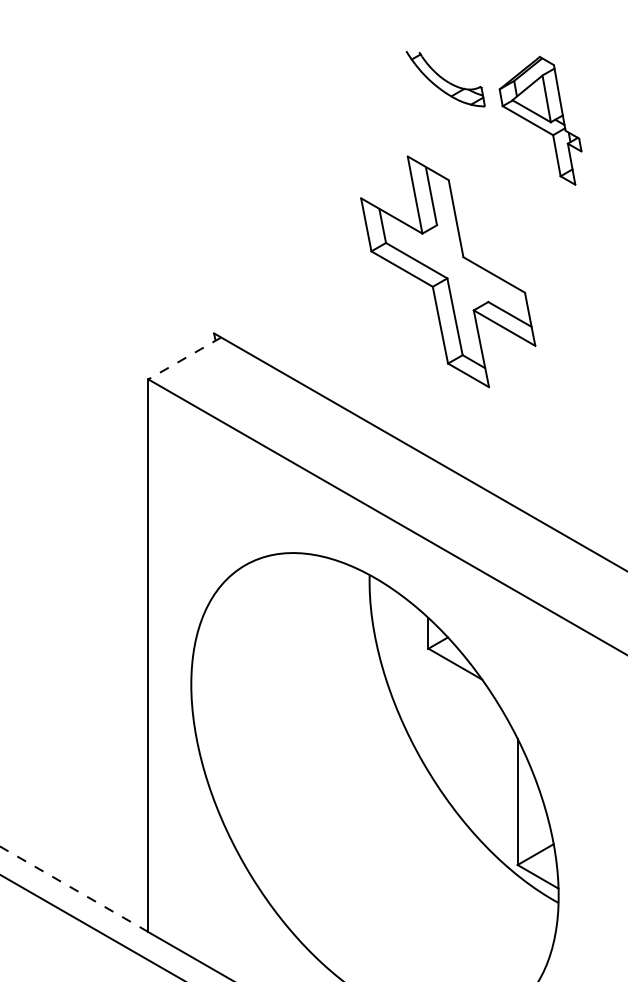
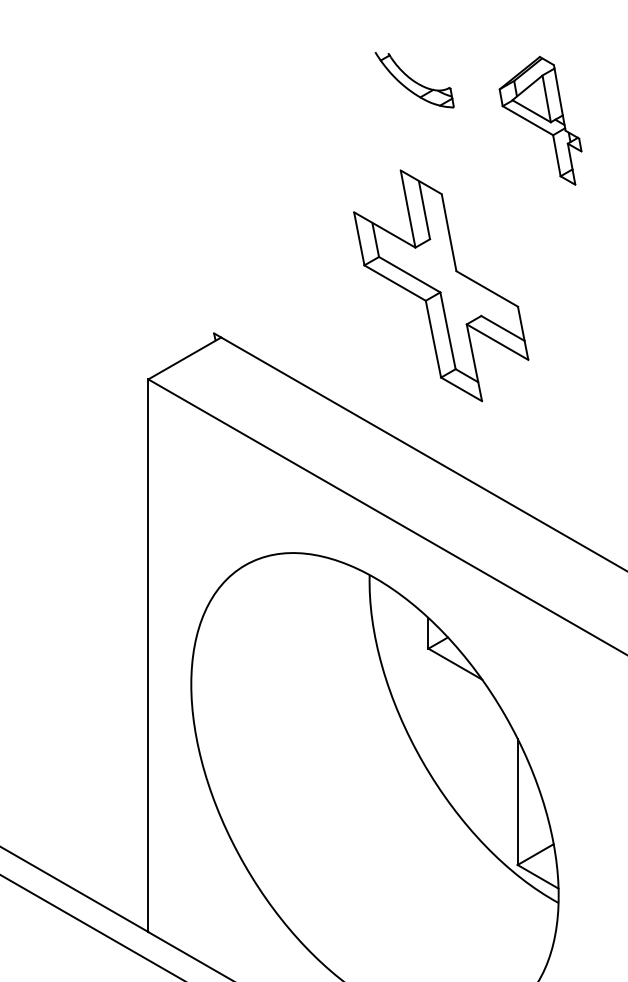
part position: (445, 79) -> (414, 80) (414, 80)
part position: (448, 271) -> (441, 285) (441, 285)
line: dashed -> solid (184, 358)
line: dashed -> solid (73, 889)
